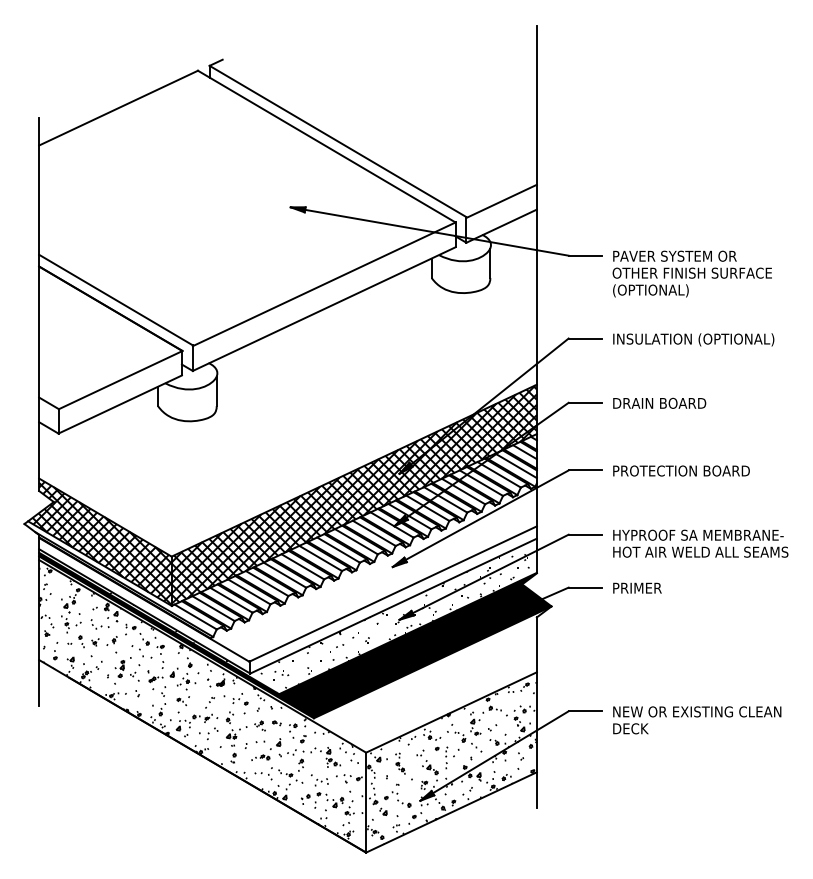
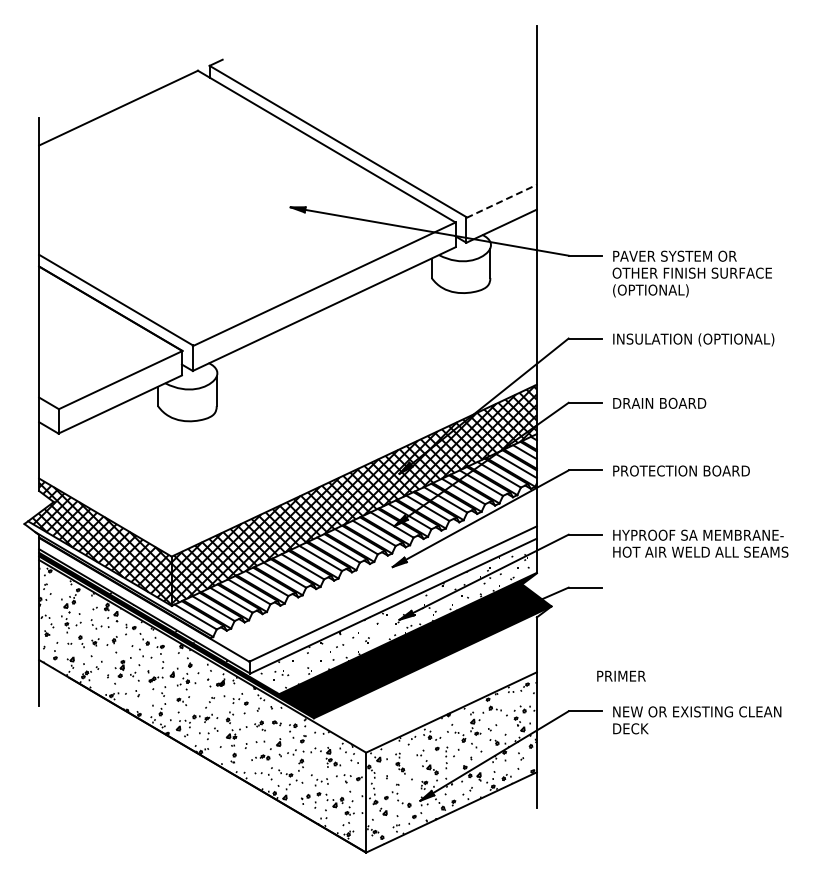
line: solid -> dashed (501, 201)
text position: (637, 587) -> (621, 675) (621, 675)
